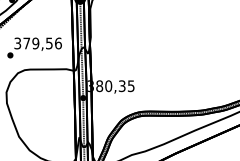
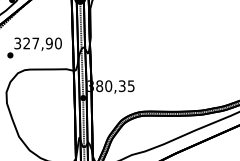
text: 379,56 -> 327,90 (42, 43)
